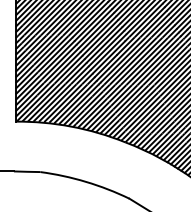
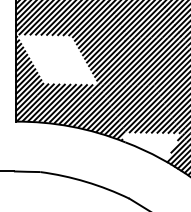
hatch: present -> none (58, 59)
hatch: present -> none (150, 146)
